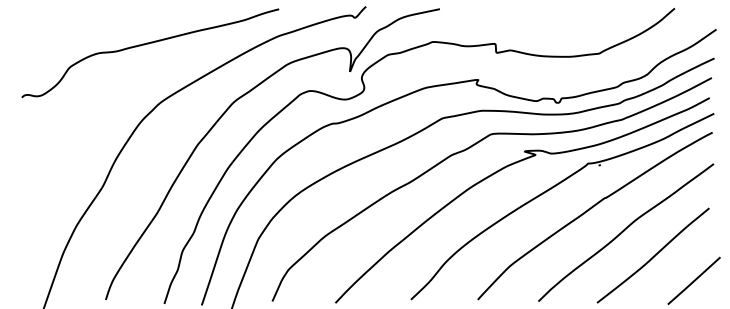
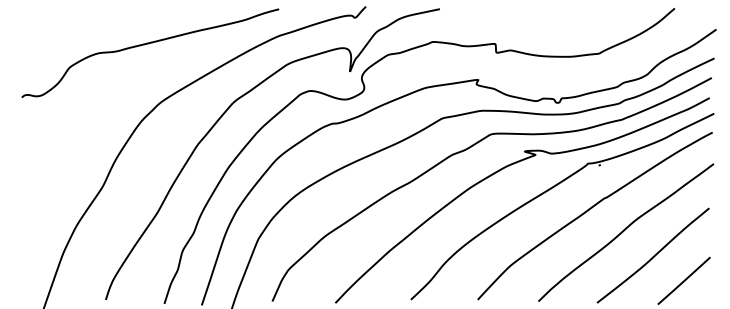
line position: (693, 280) -> (683, 280) (683, 280)
